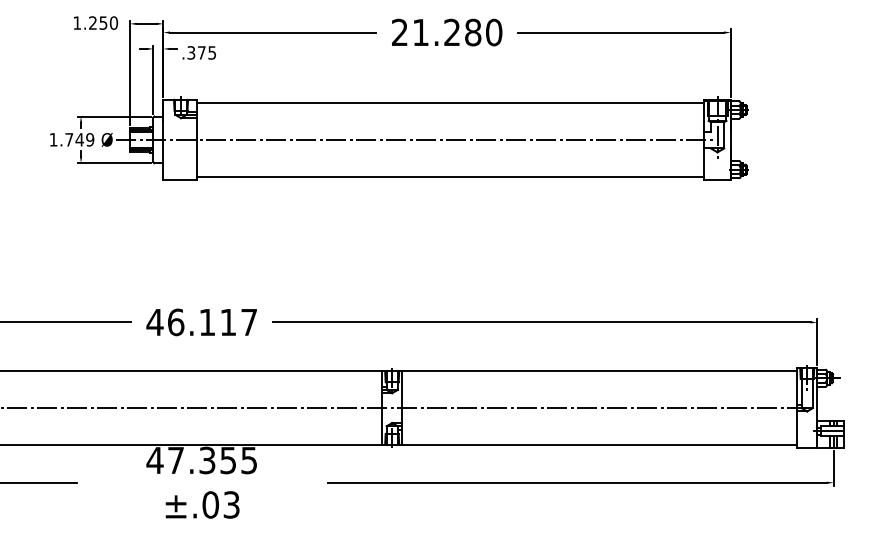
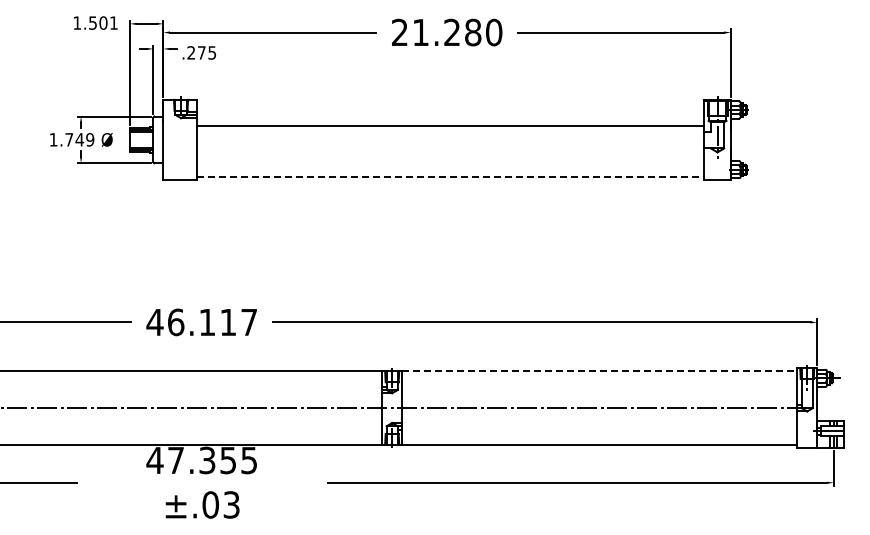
text: 1.250 -> 1.501 (103, 22)
text: .375 -> .275 (191, 52)
line position: (450, 103) -> (450, 126) (450, 126)
line: present -> none (414, 139)
line: solid -> dashed (450, 176)
line: solid -> dashed (599, 371)
